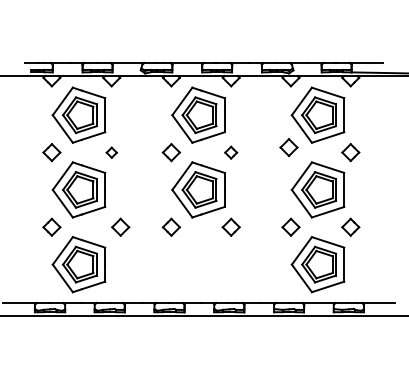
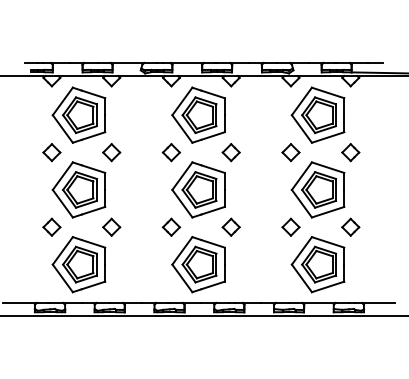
part position: (288, 147) -> (290, 152) (290, 152)
part size: 13x13 px -> 20x20 px (111, 152)
part size: 15x15 px -> 20x20 px (230, 152)
part position: (120, 226) -> (111, 226) (111, 226)
part: none -> present (198, 264)
